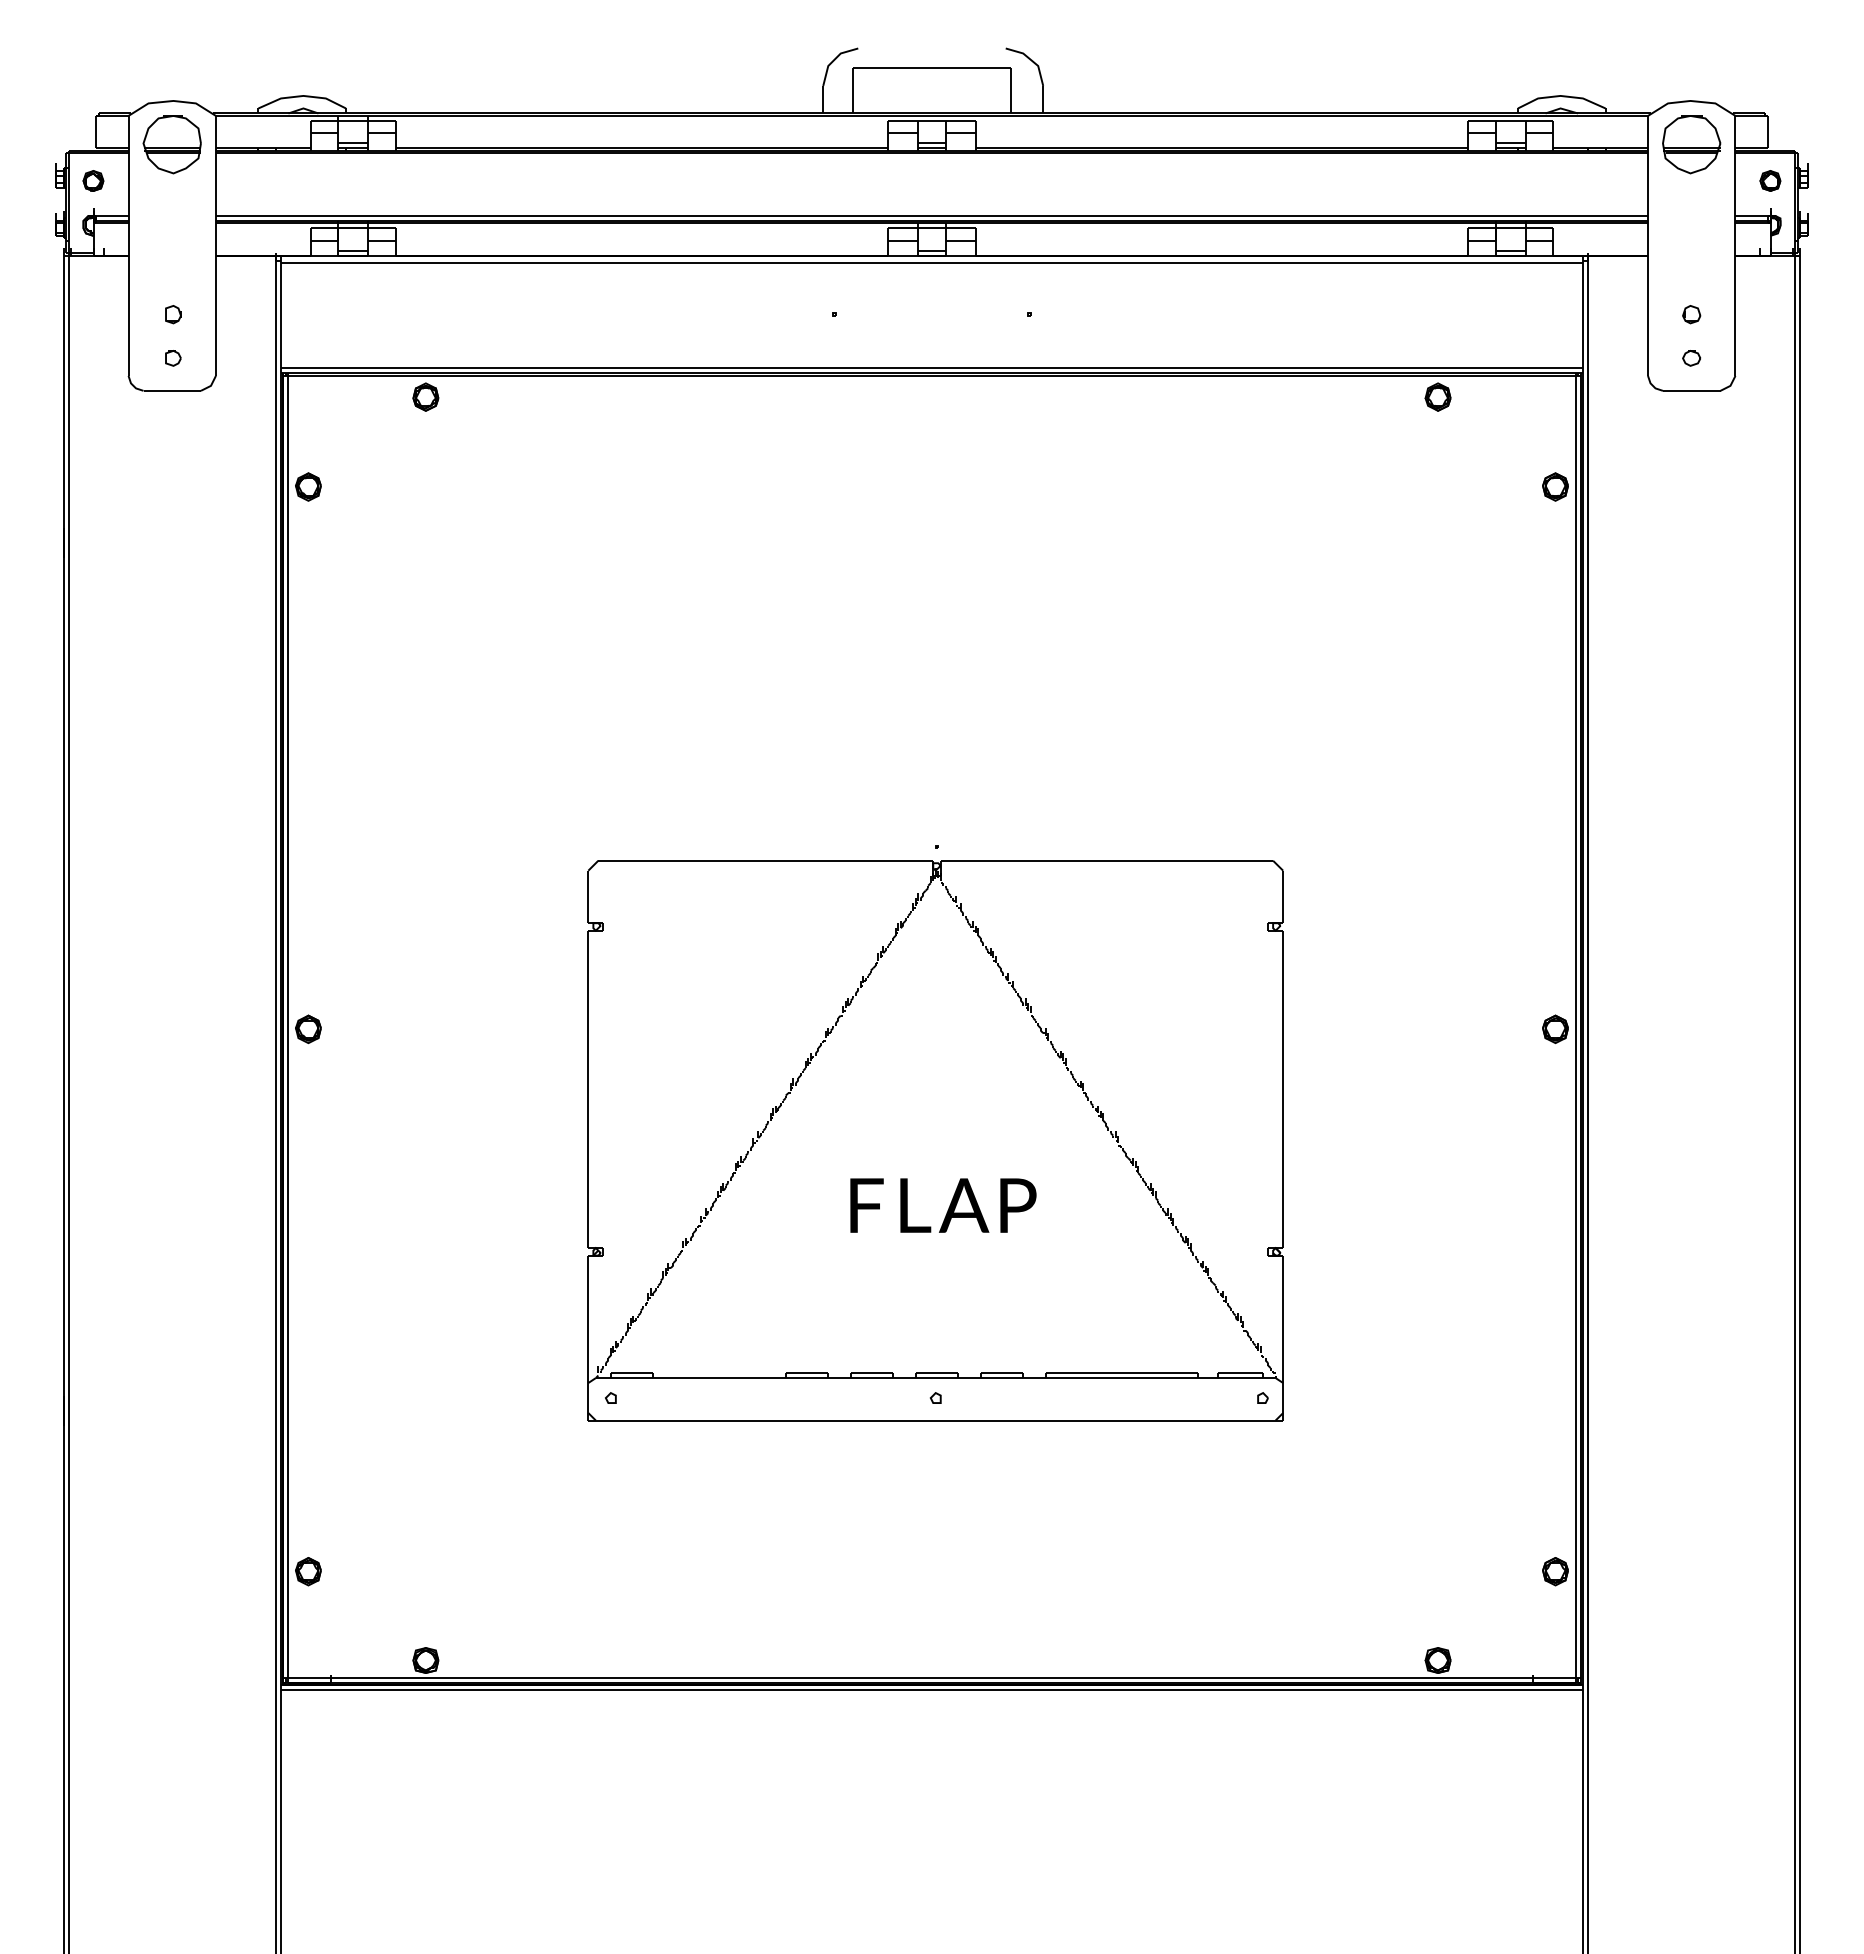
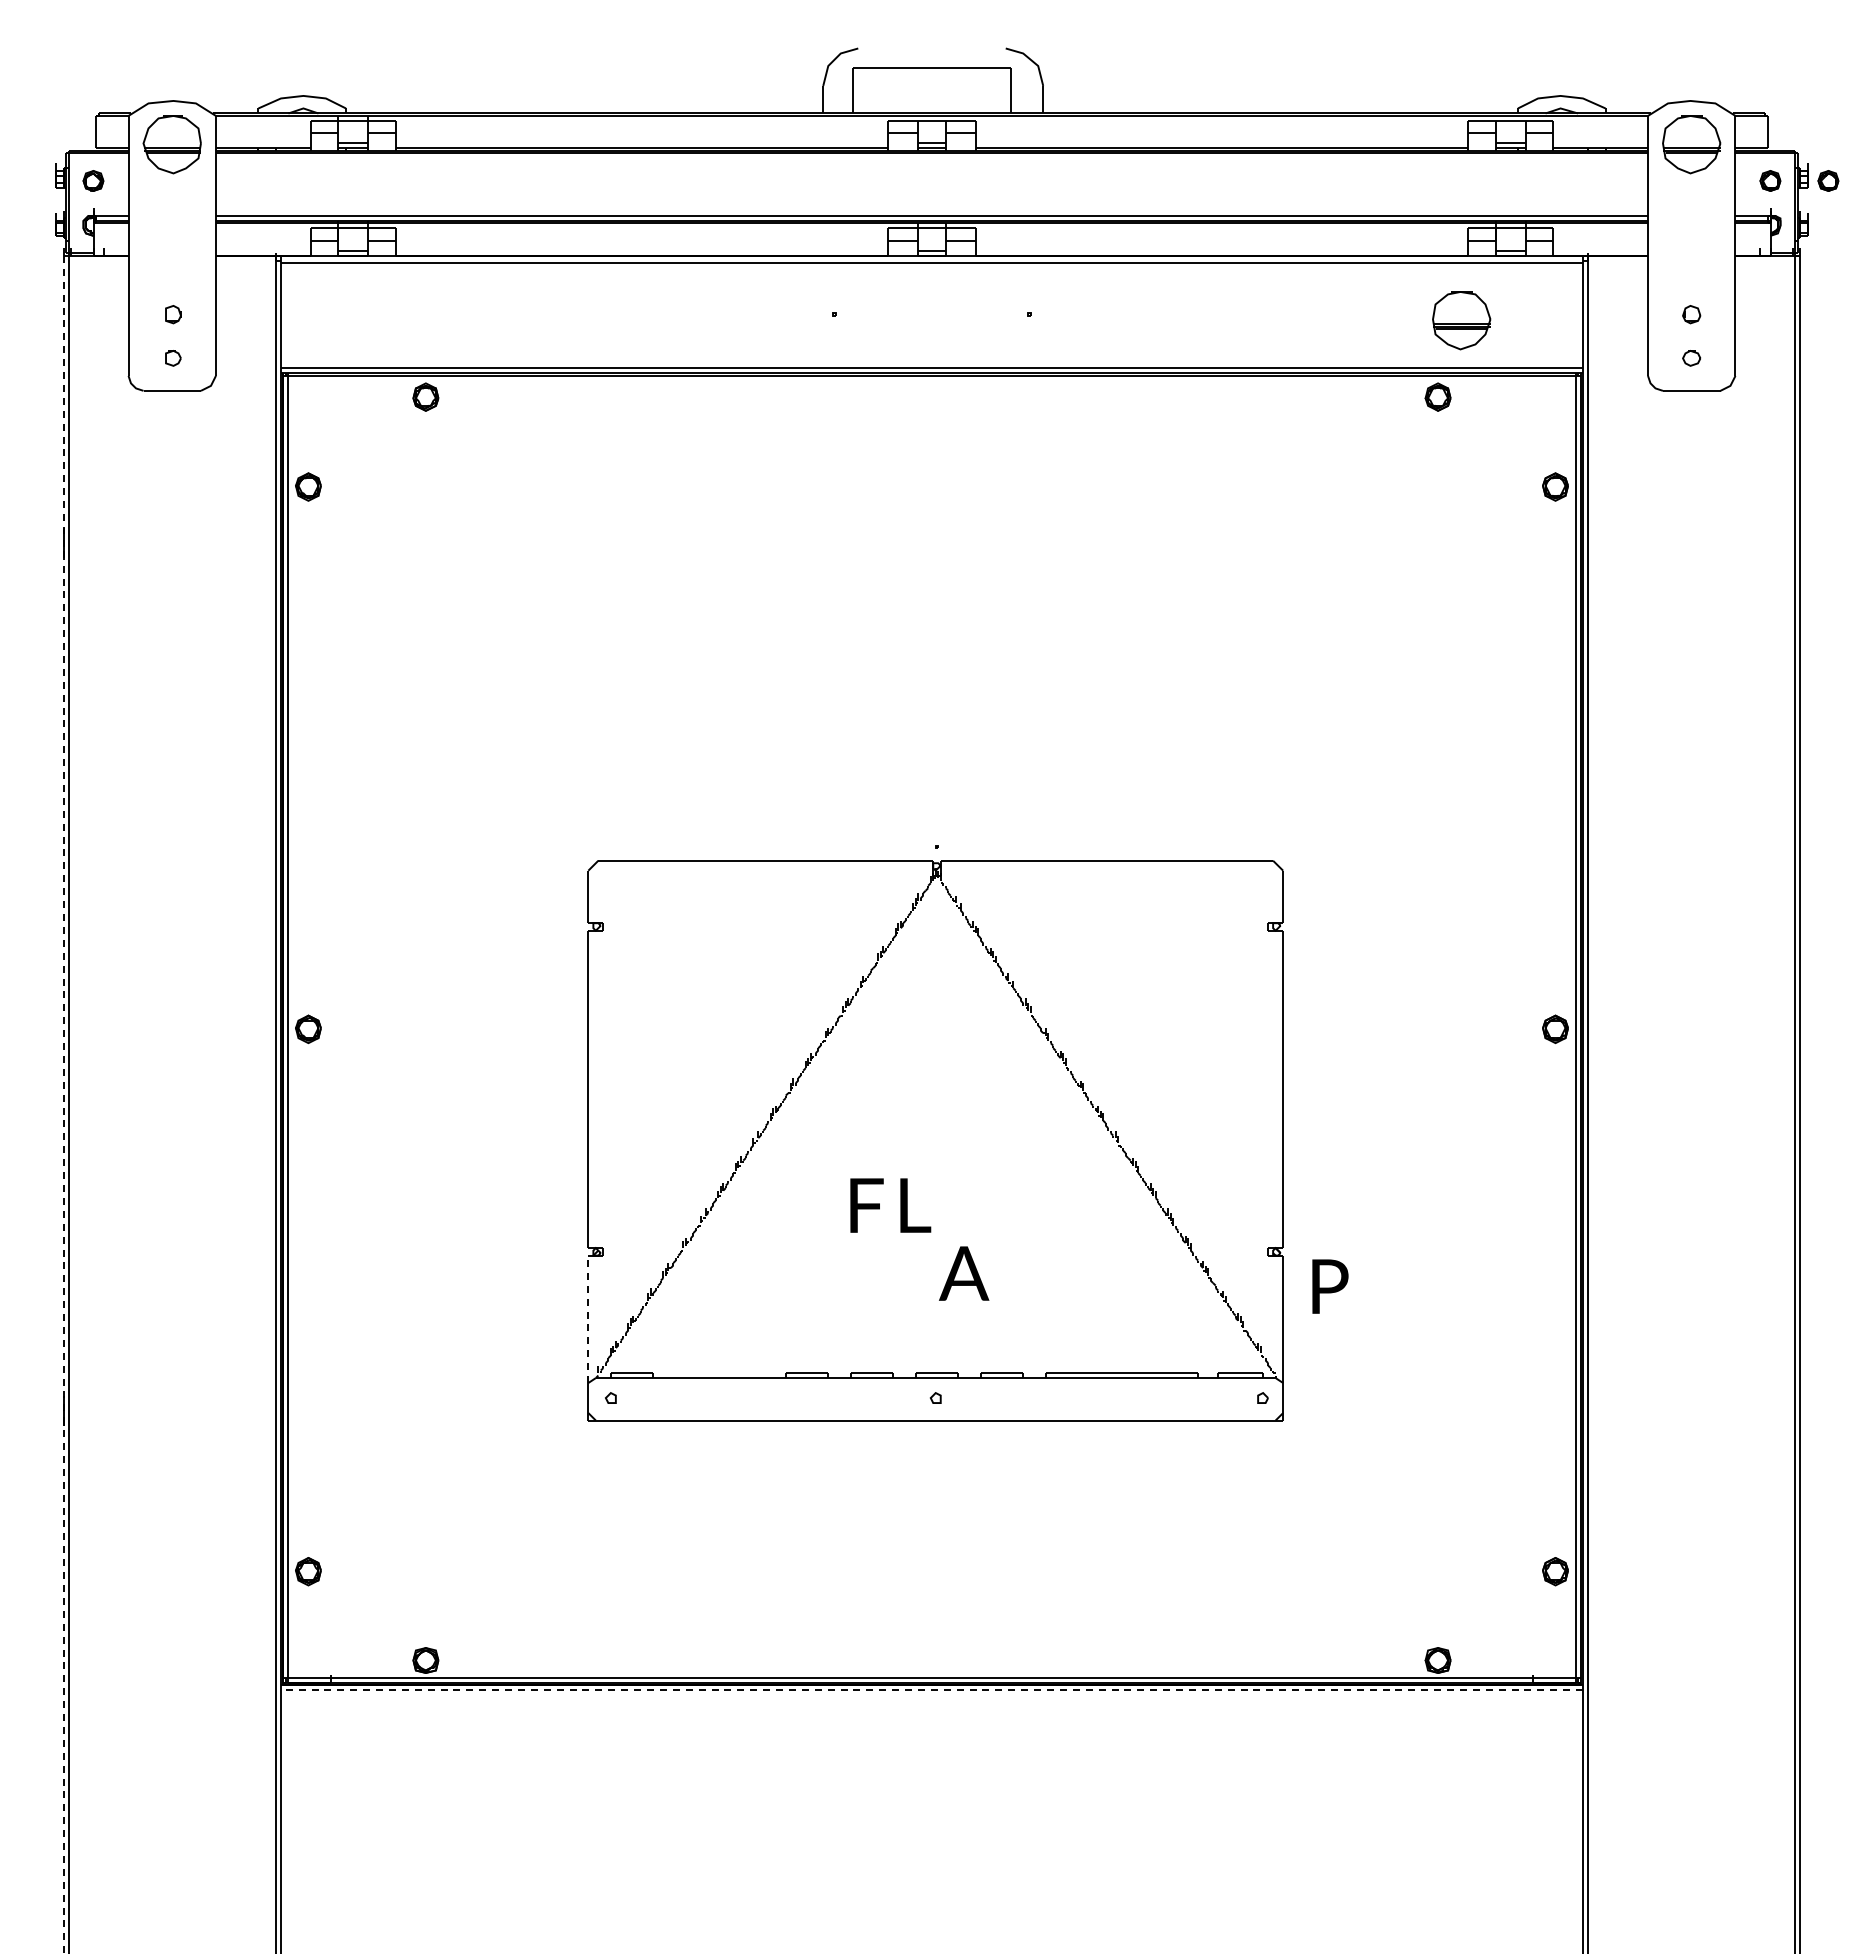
part: none -> present (1828, 180)
part: none -> present (1461, 320)
line: solid -> dashed (63, 1104)
text position: (964, 1205) -> (964, 1273) (964, 1273)
text position: (1018, 1205) -> (1330, 1286) (1330, 1286)
line: solid -> dashed (588, 1319)
line: solid -> dashed (931, 1690)
